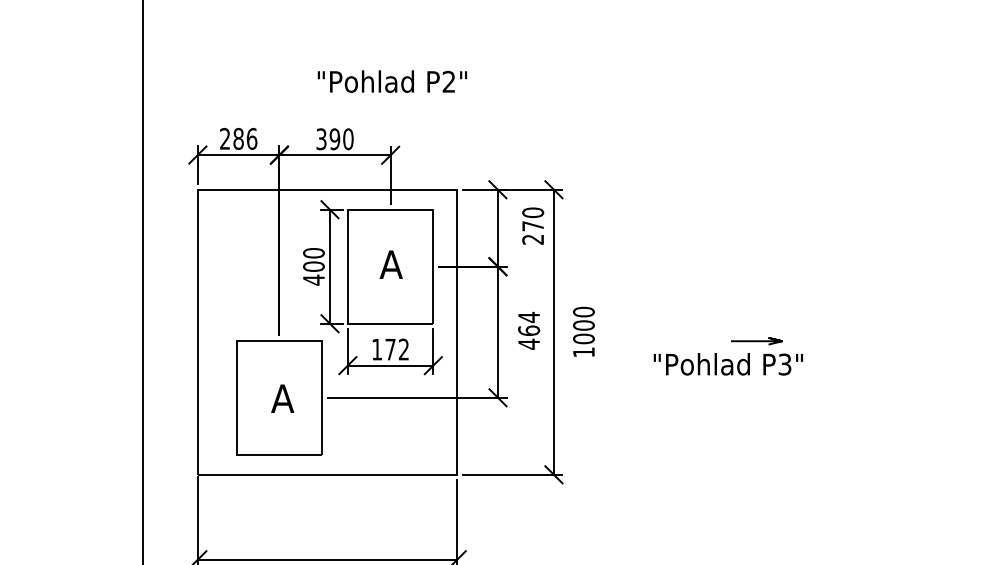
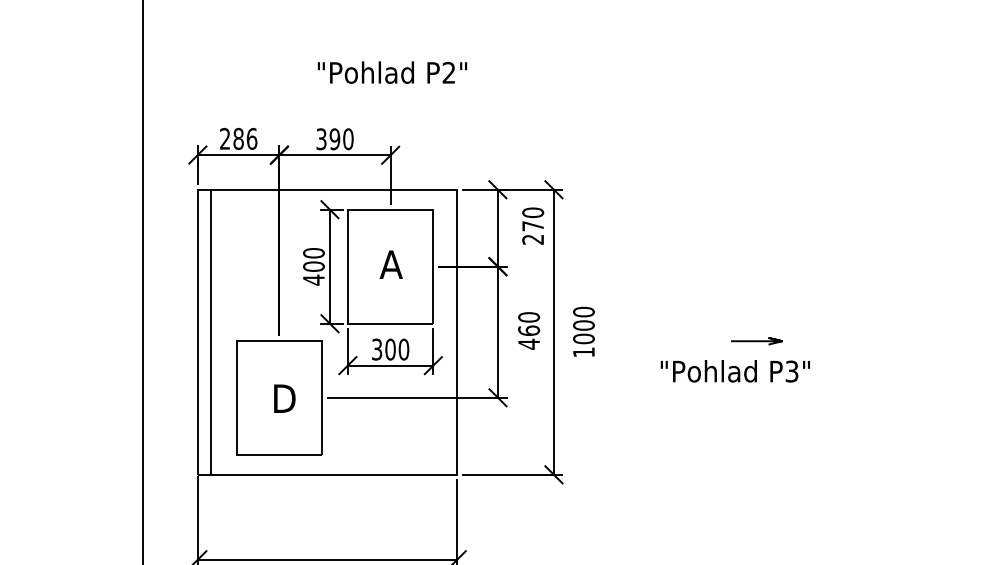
text position: (392, 81) -> (392, 72) (392, 72)
text: 464 -> 460 (529, 316)
line: none -> present (210, 331)
text: 172 -> 300 (390, 349)
text position: (727, 364) -> (734, 371) (734, 371)
text: A -> D (283, 398)
